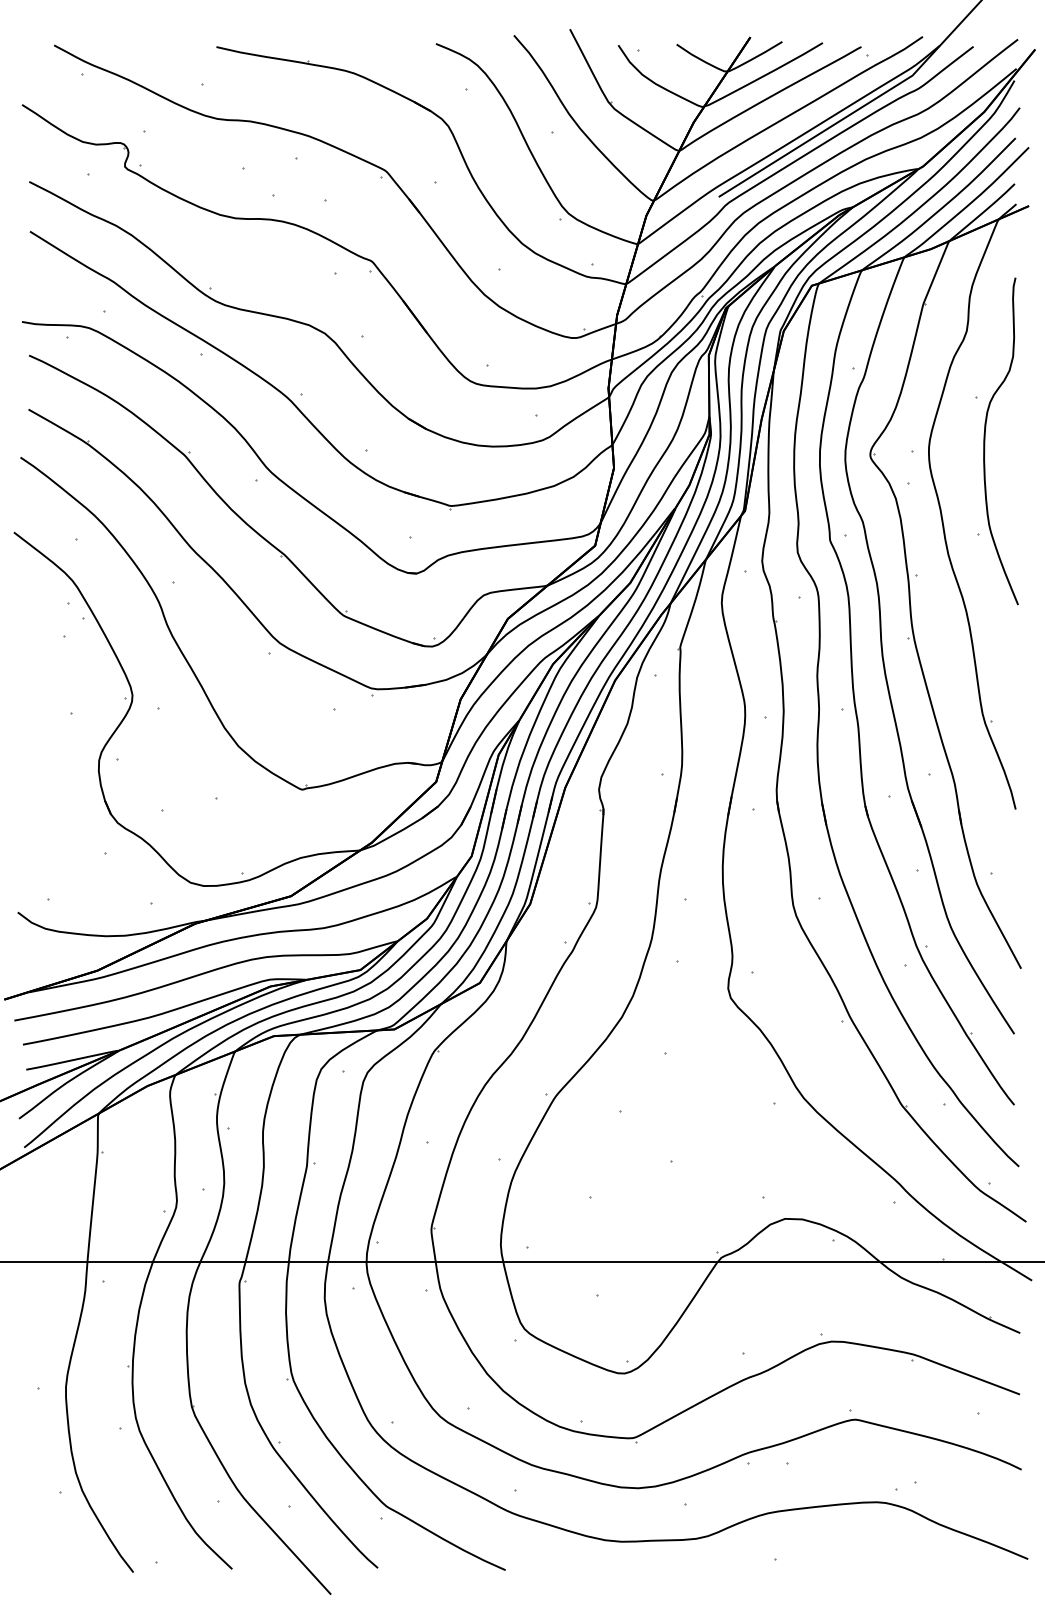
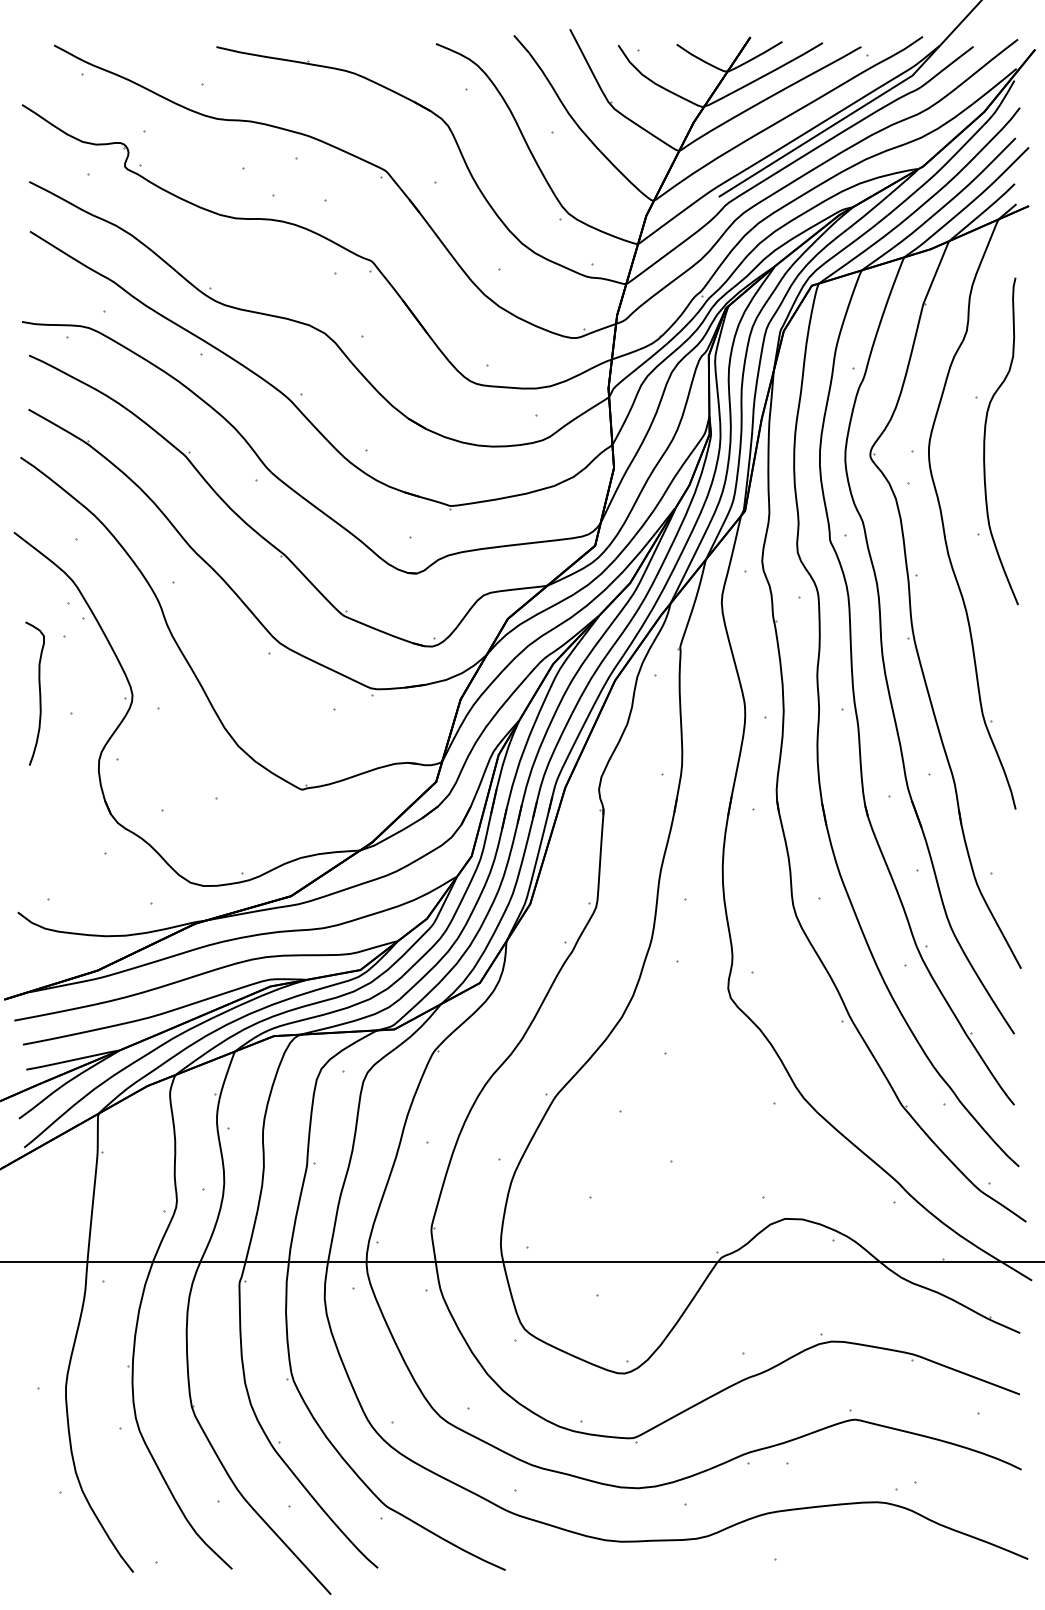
curve: none -> present (39, 693)
